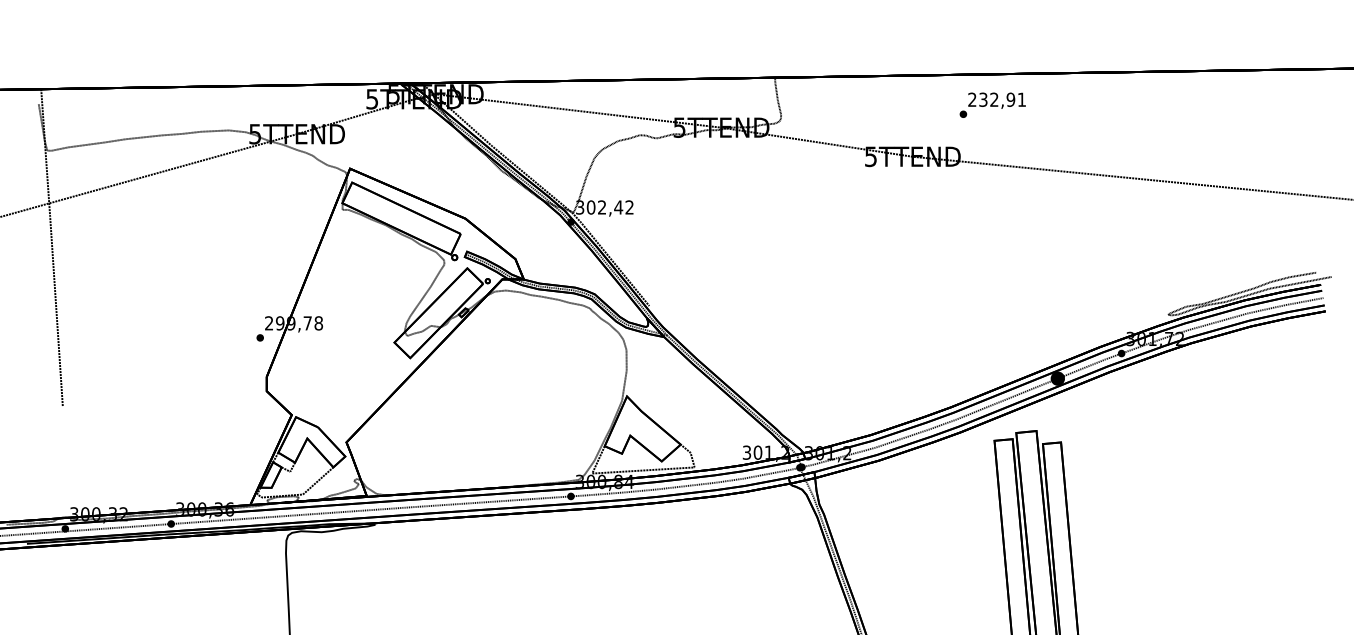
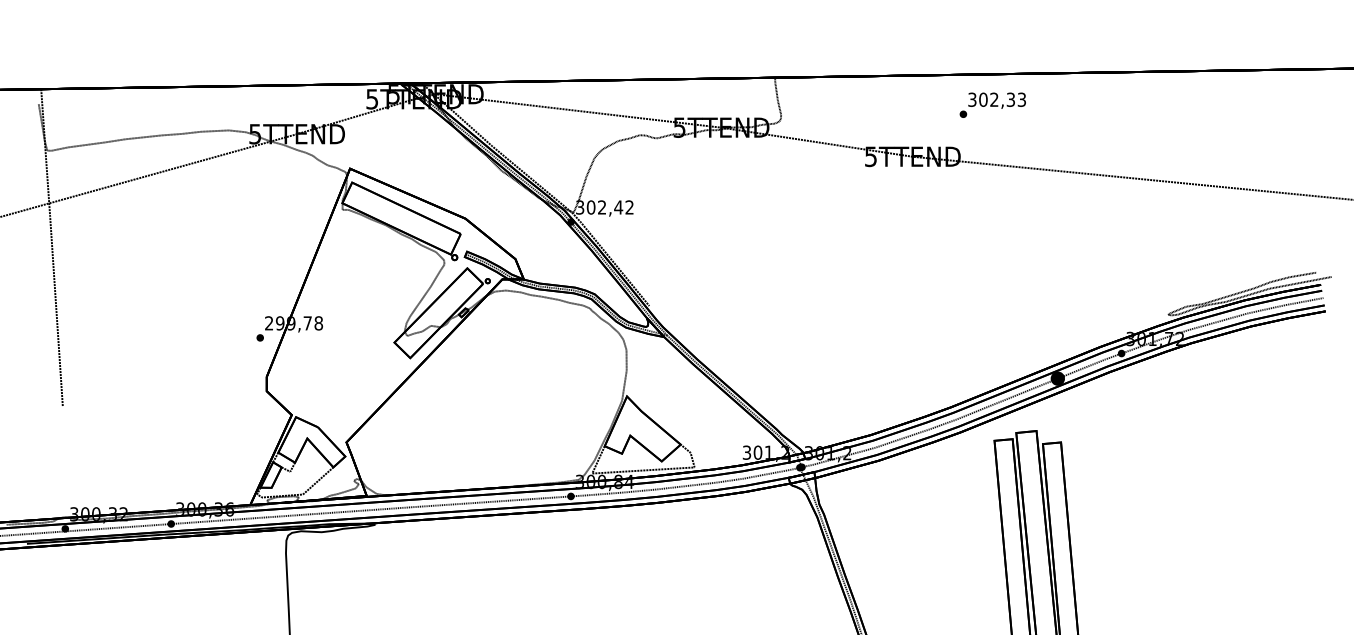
text: 232,91 -> 302,33 (996, 99)
